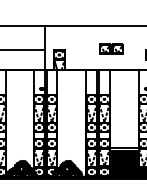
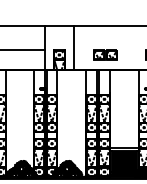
line: none -> present (73, 48)
part position: (111, 48) -> (105, 54) (105, 54)
